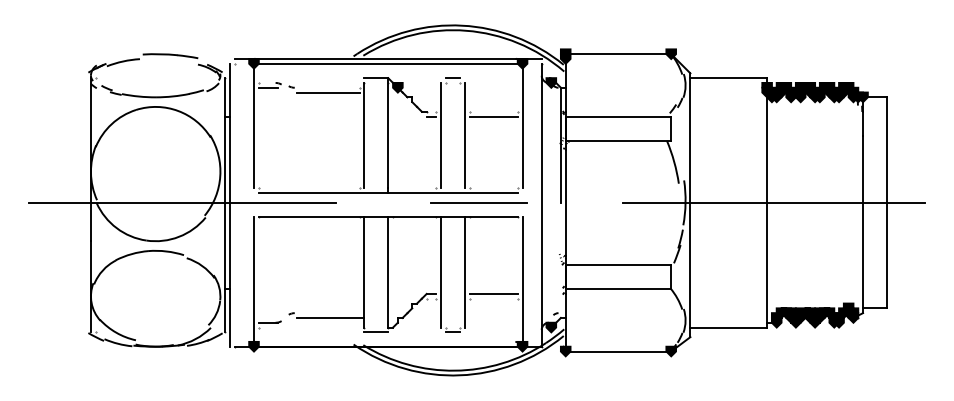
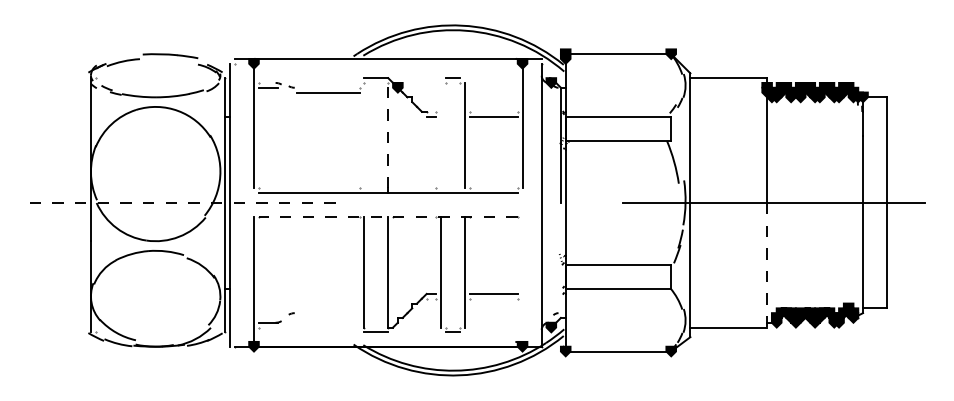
line: present -> none (387, 63)
line: solid -> dashed (388, 132)
line: present -> none (364, 135)
line: present -> none (441, 135)
line: solid -> dashed (181, 202)
line: present -> none (479, 202)
line: solid -> dashed (387, 217)
line: solid -> dashed (767, 265)
line: present -> none (522, 281)
line: present -> none (330, 317)
